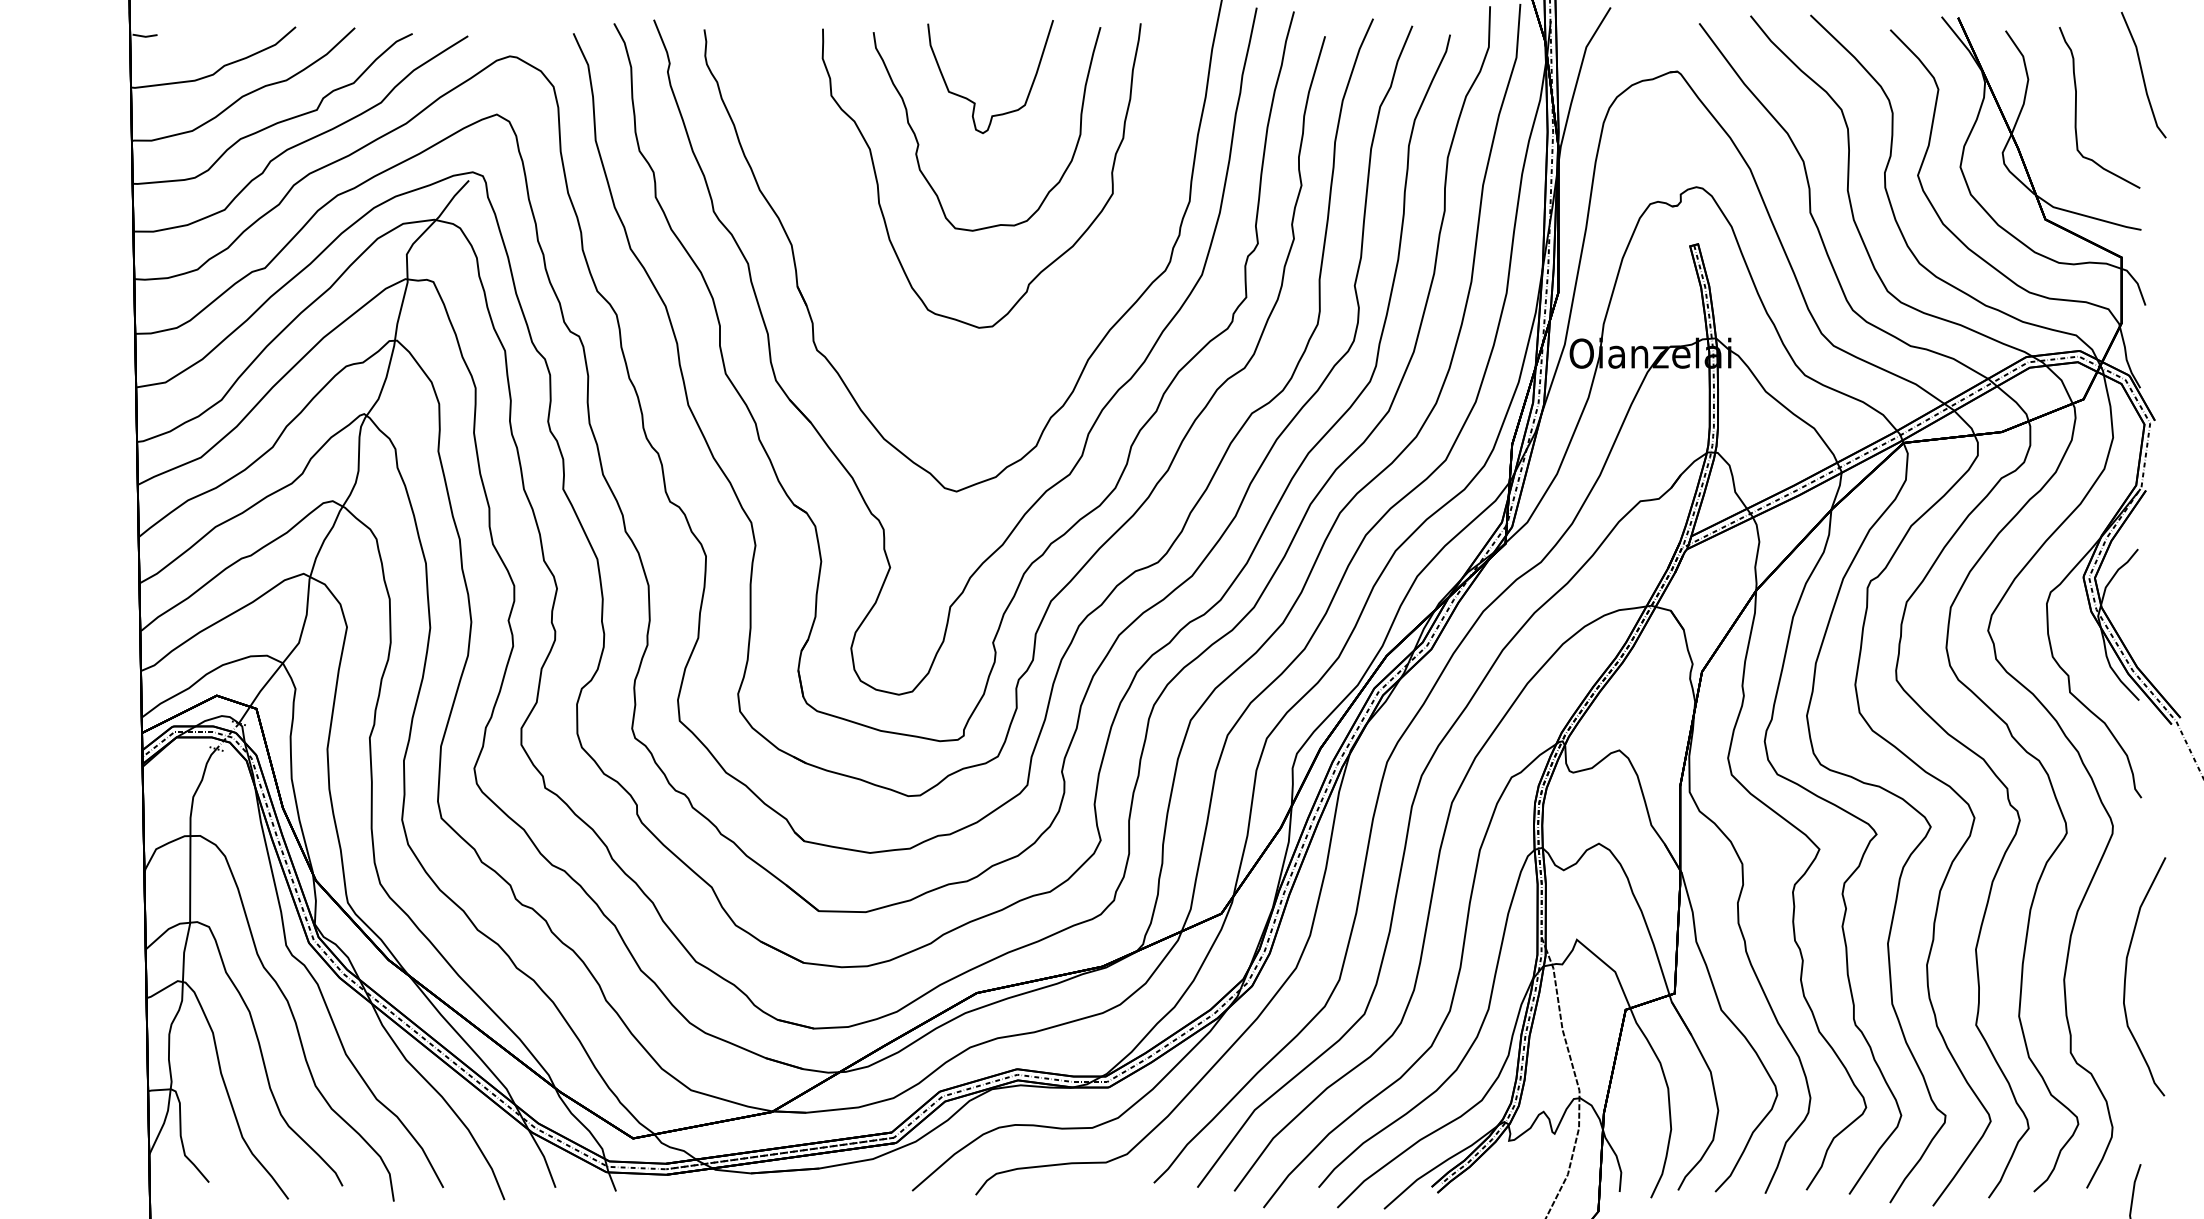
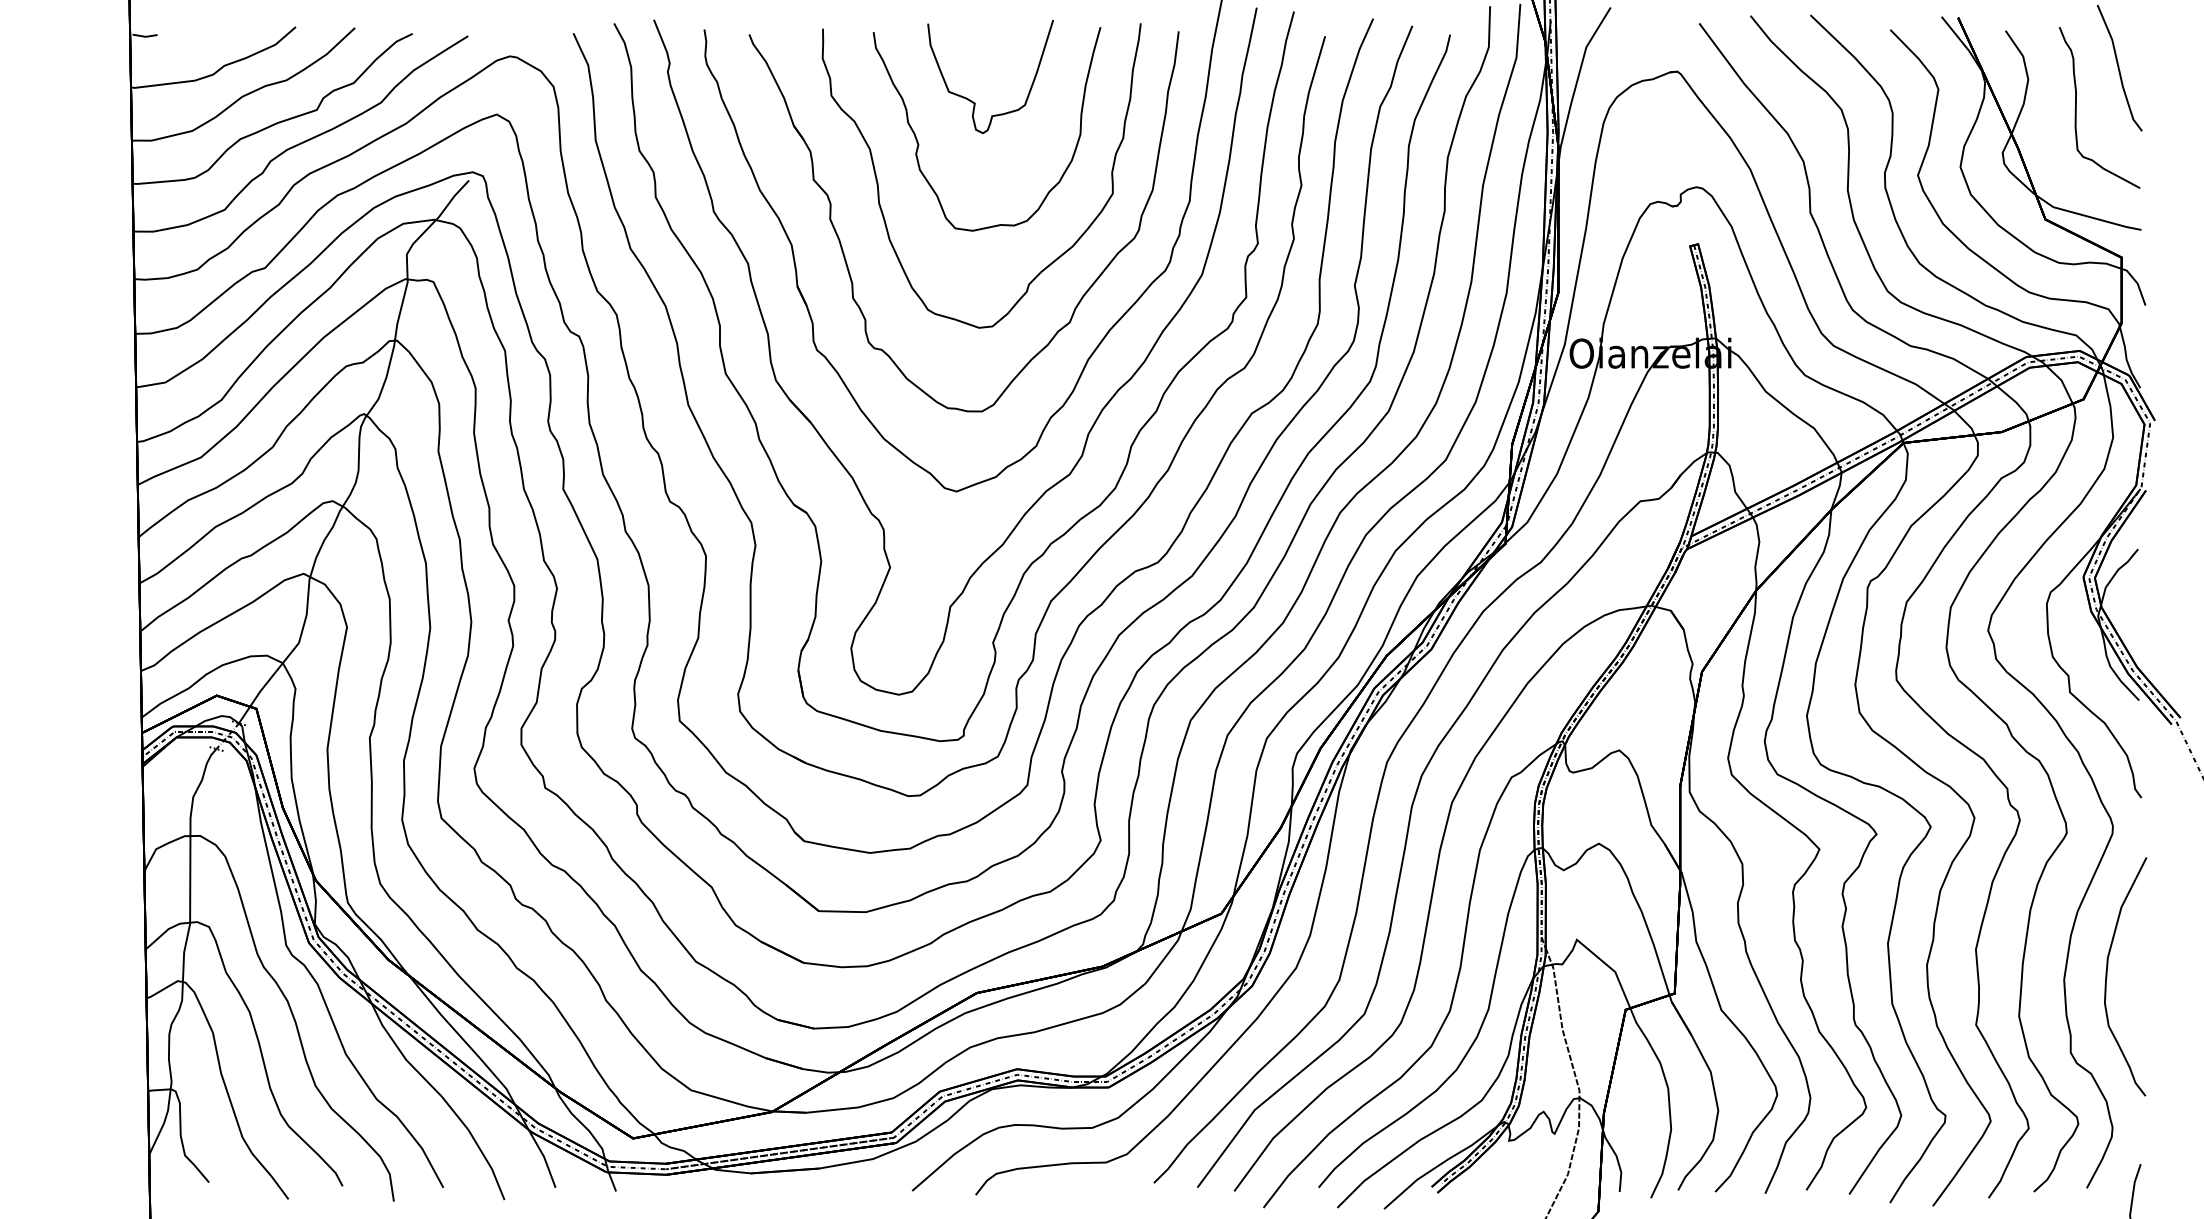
line position: (2143, 74) -> (2119, 67) (2119, 67)
part: none -> present (846, 259)
curve position: (2126, 976) -> (2107, 976) (2107, 976)
